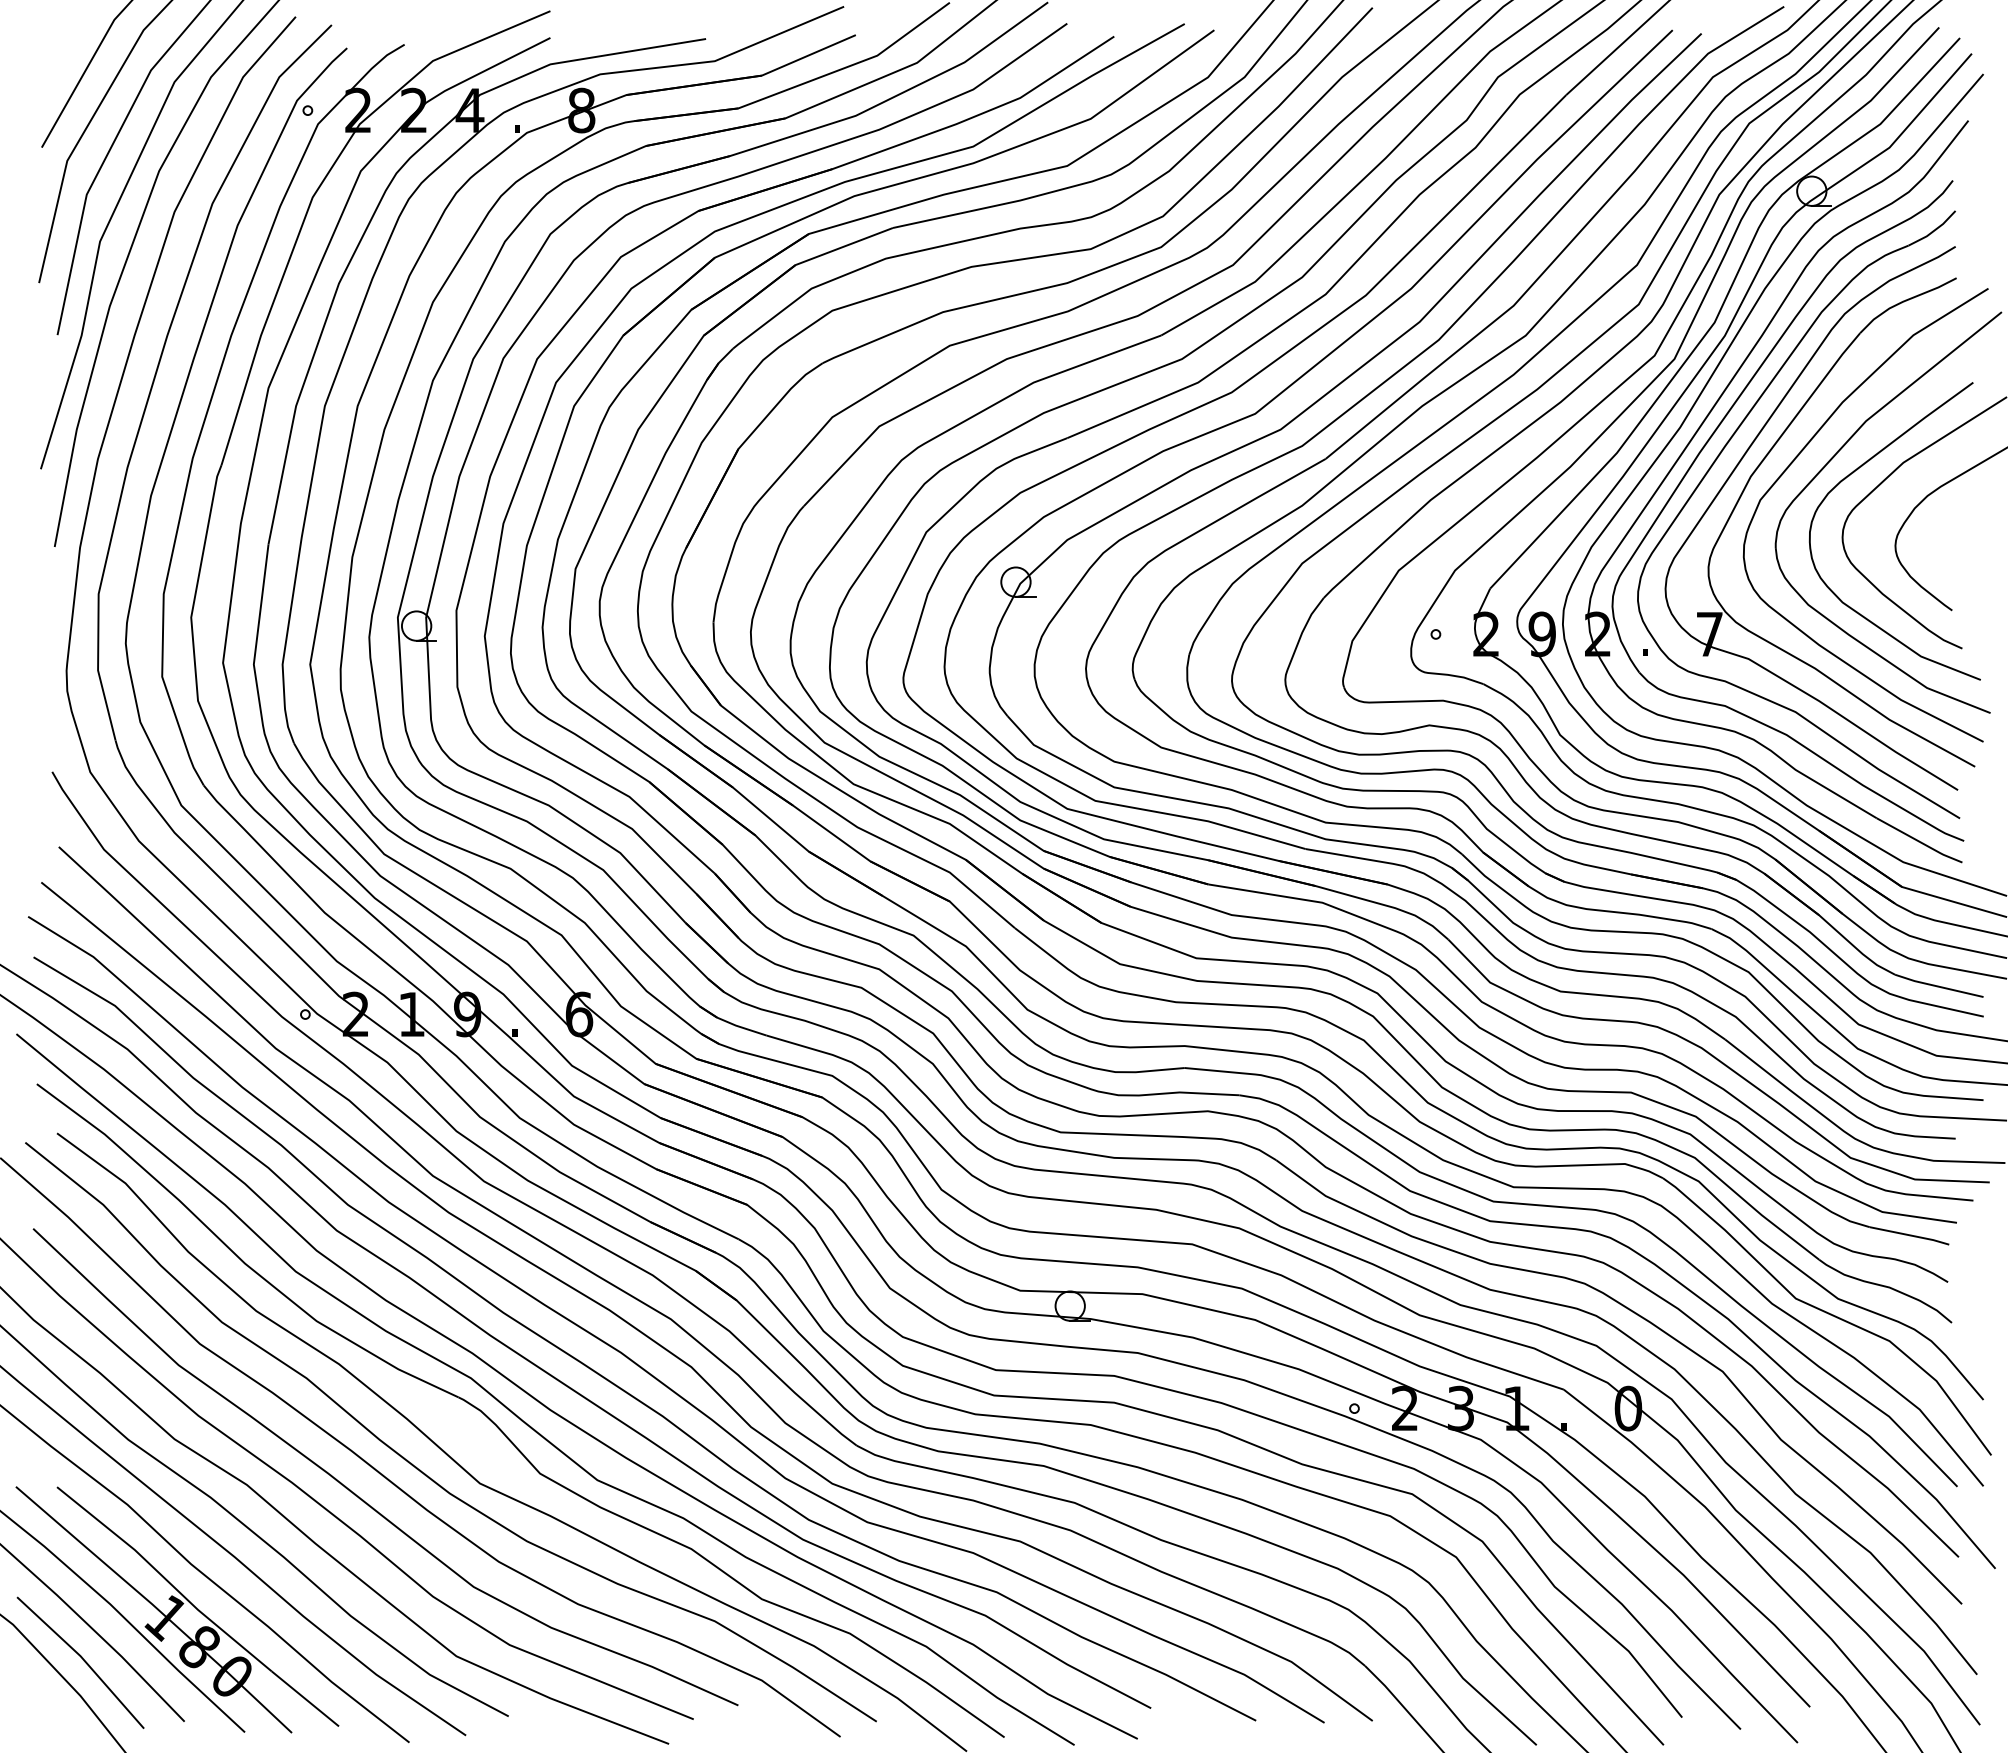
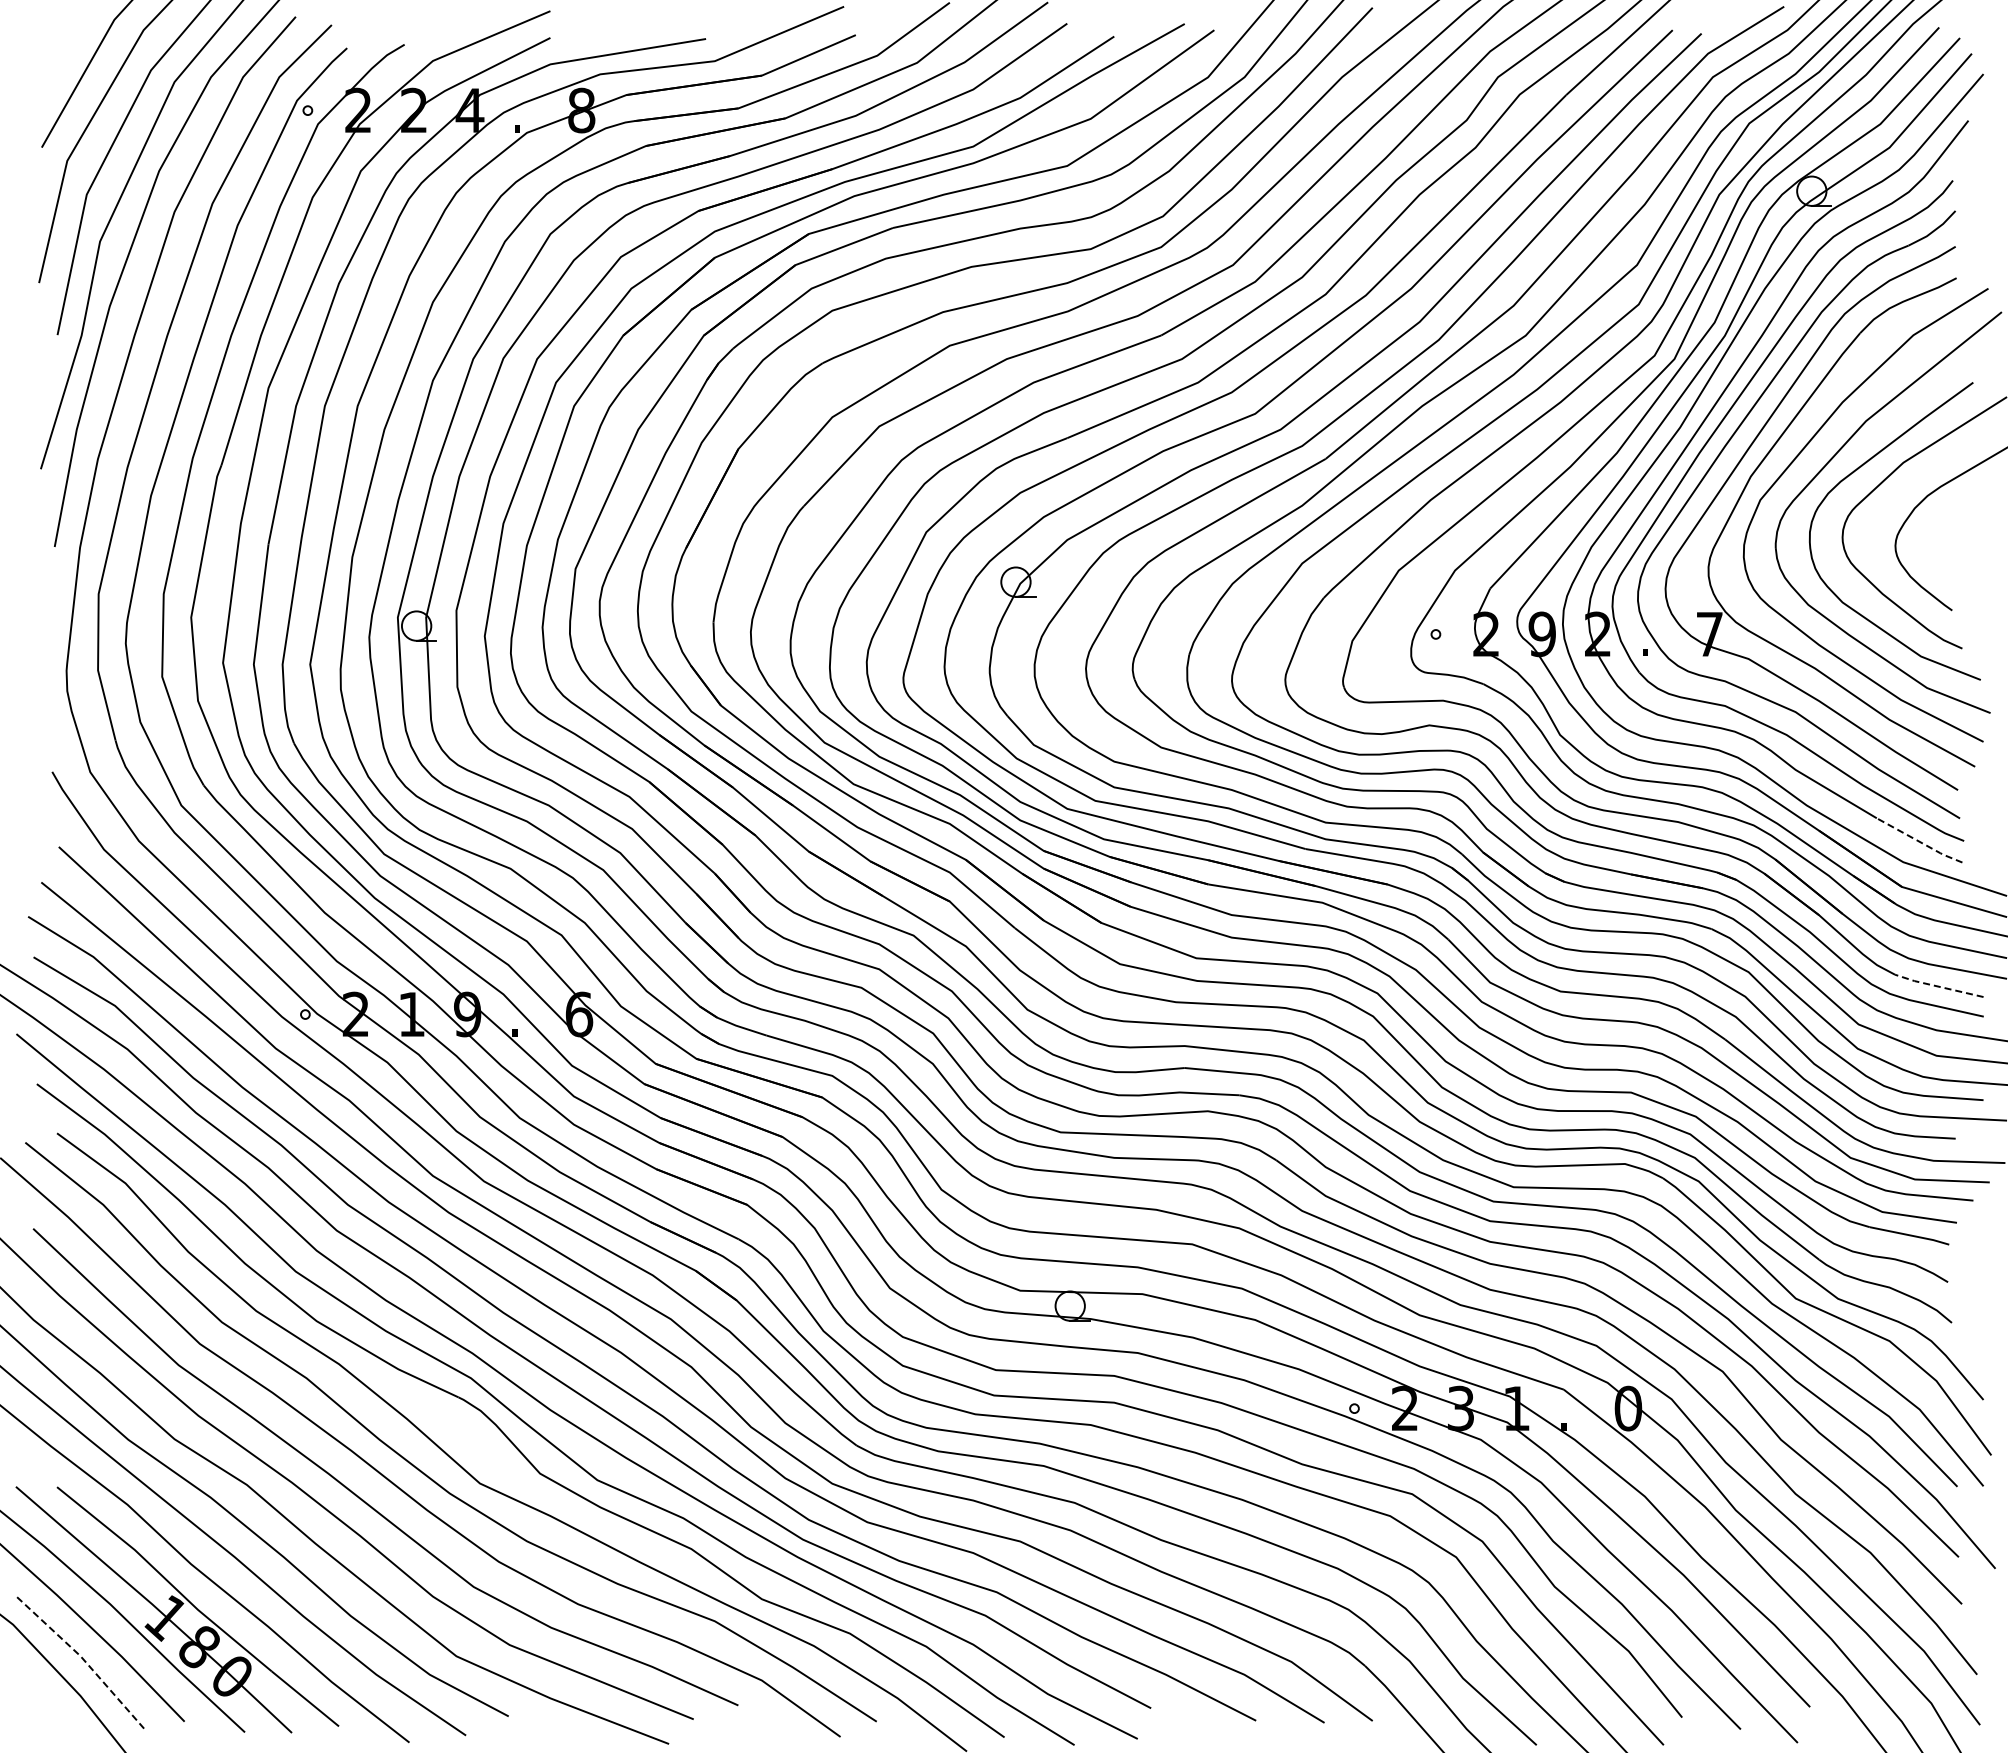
line: solid -> dashed (1920, 842)
line: solid -> dashed (1937, 986)
line: solid -> dashed (83, 1659)
